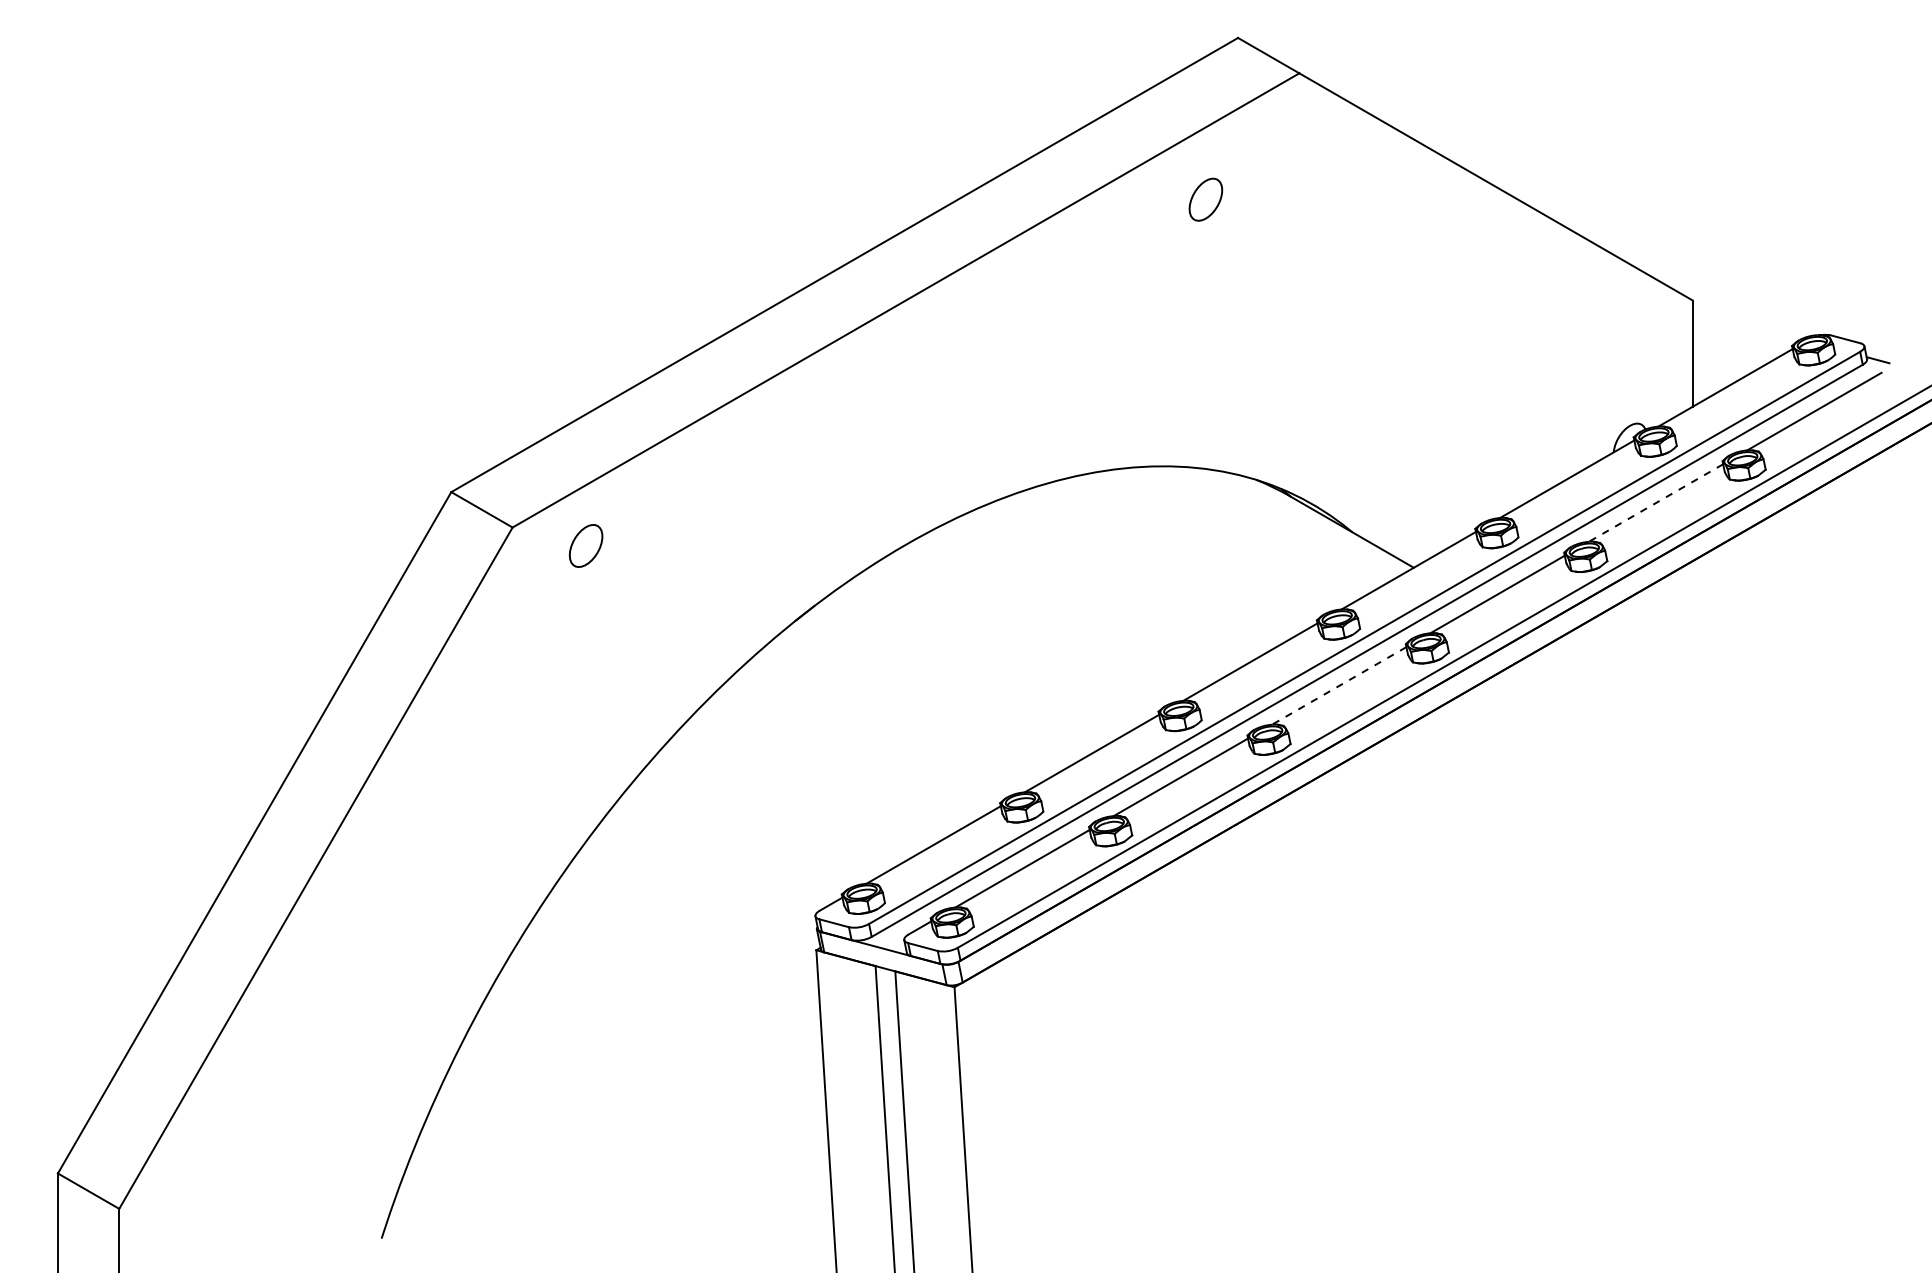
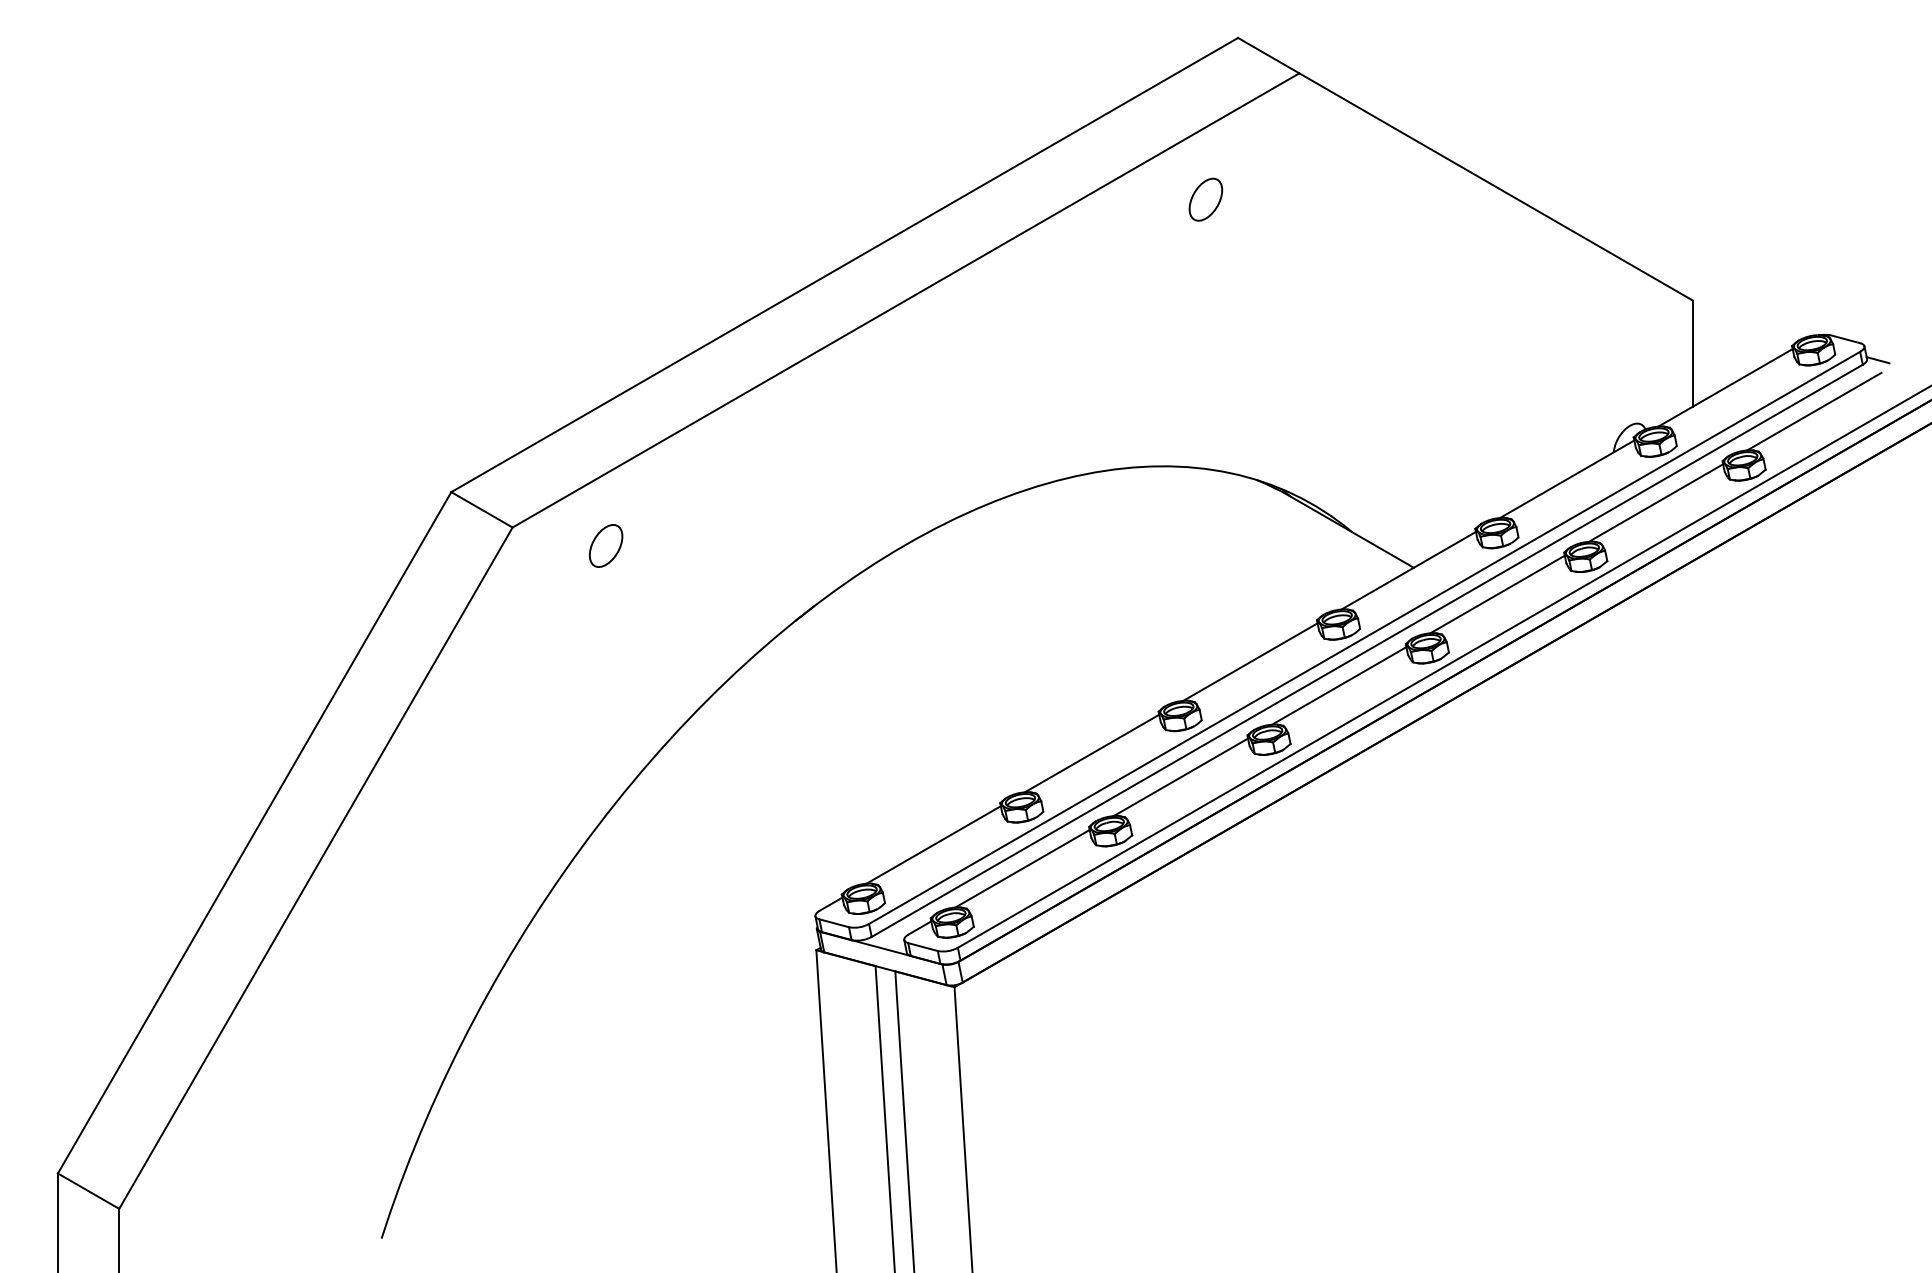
line: dashed -> solid (1655, 503)
part position: (585, 545) -> (605, 545) (605, 545)
line: dashed -> solid (1339, 685)
